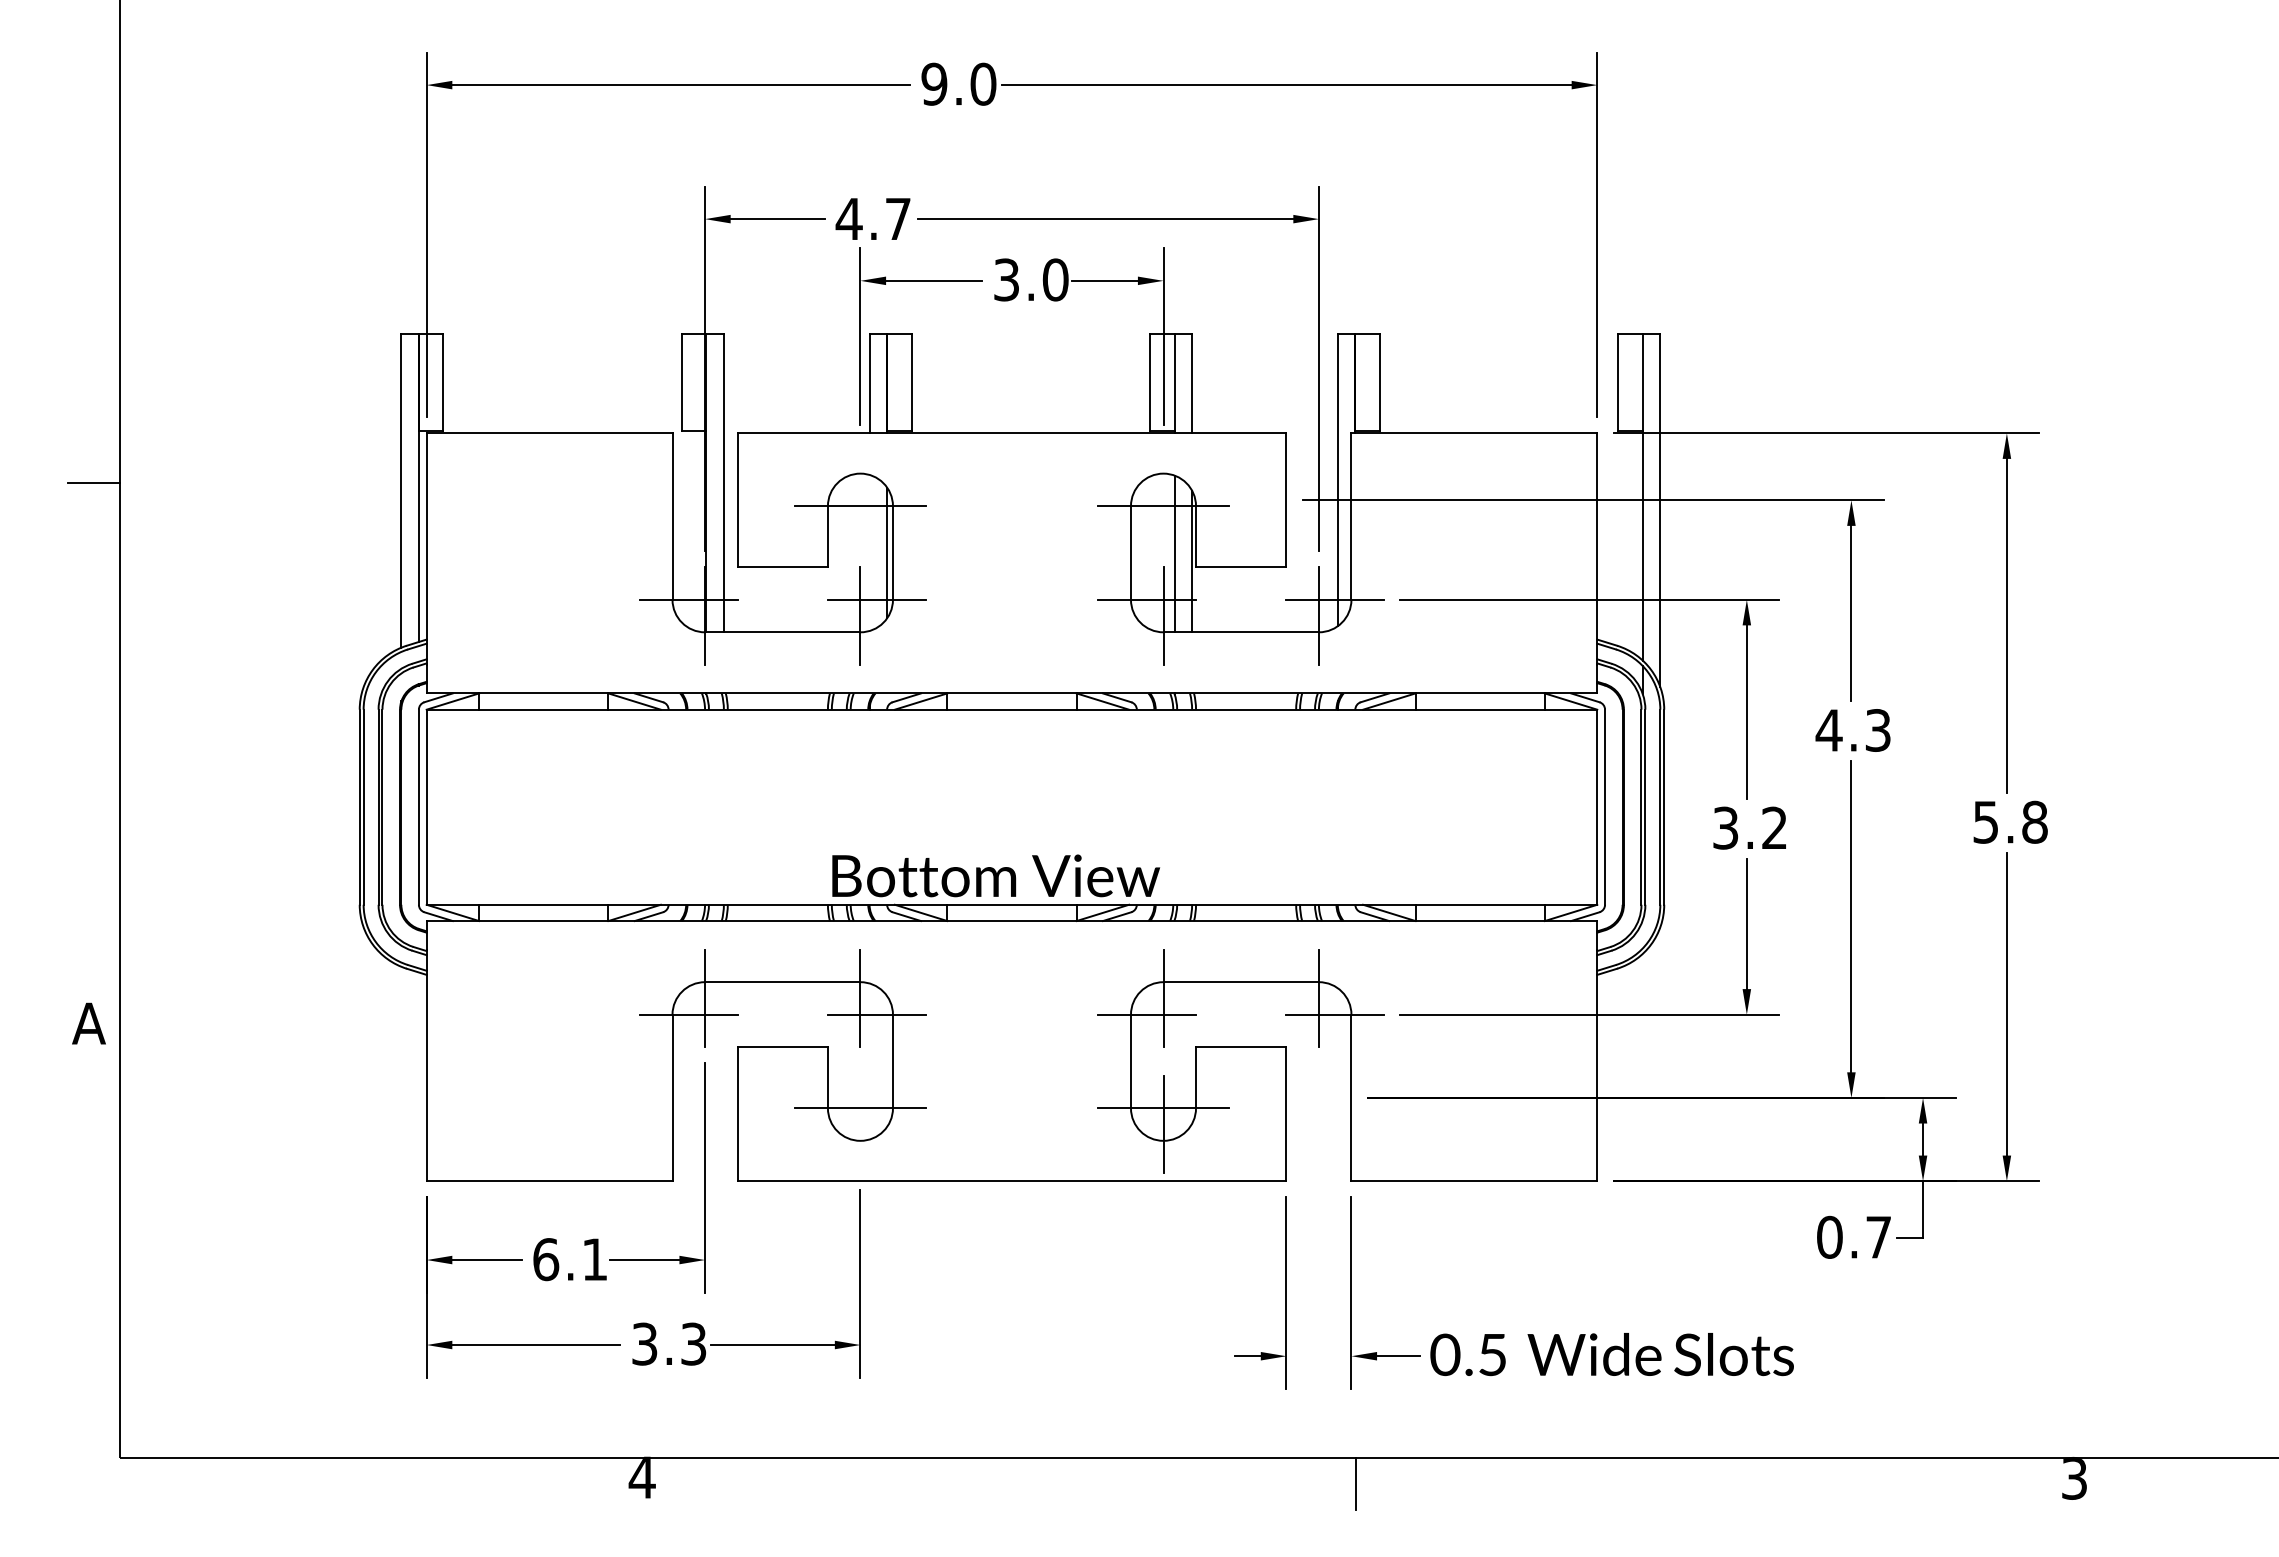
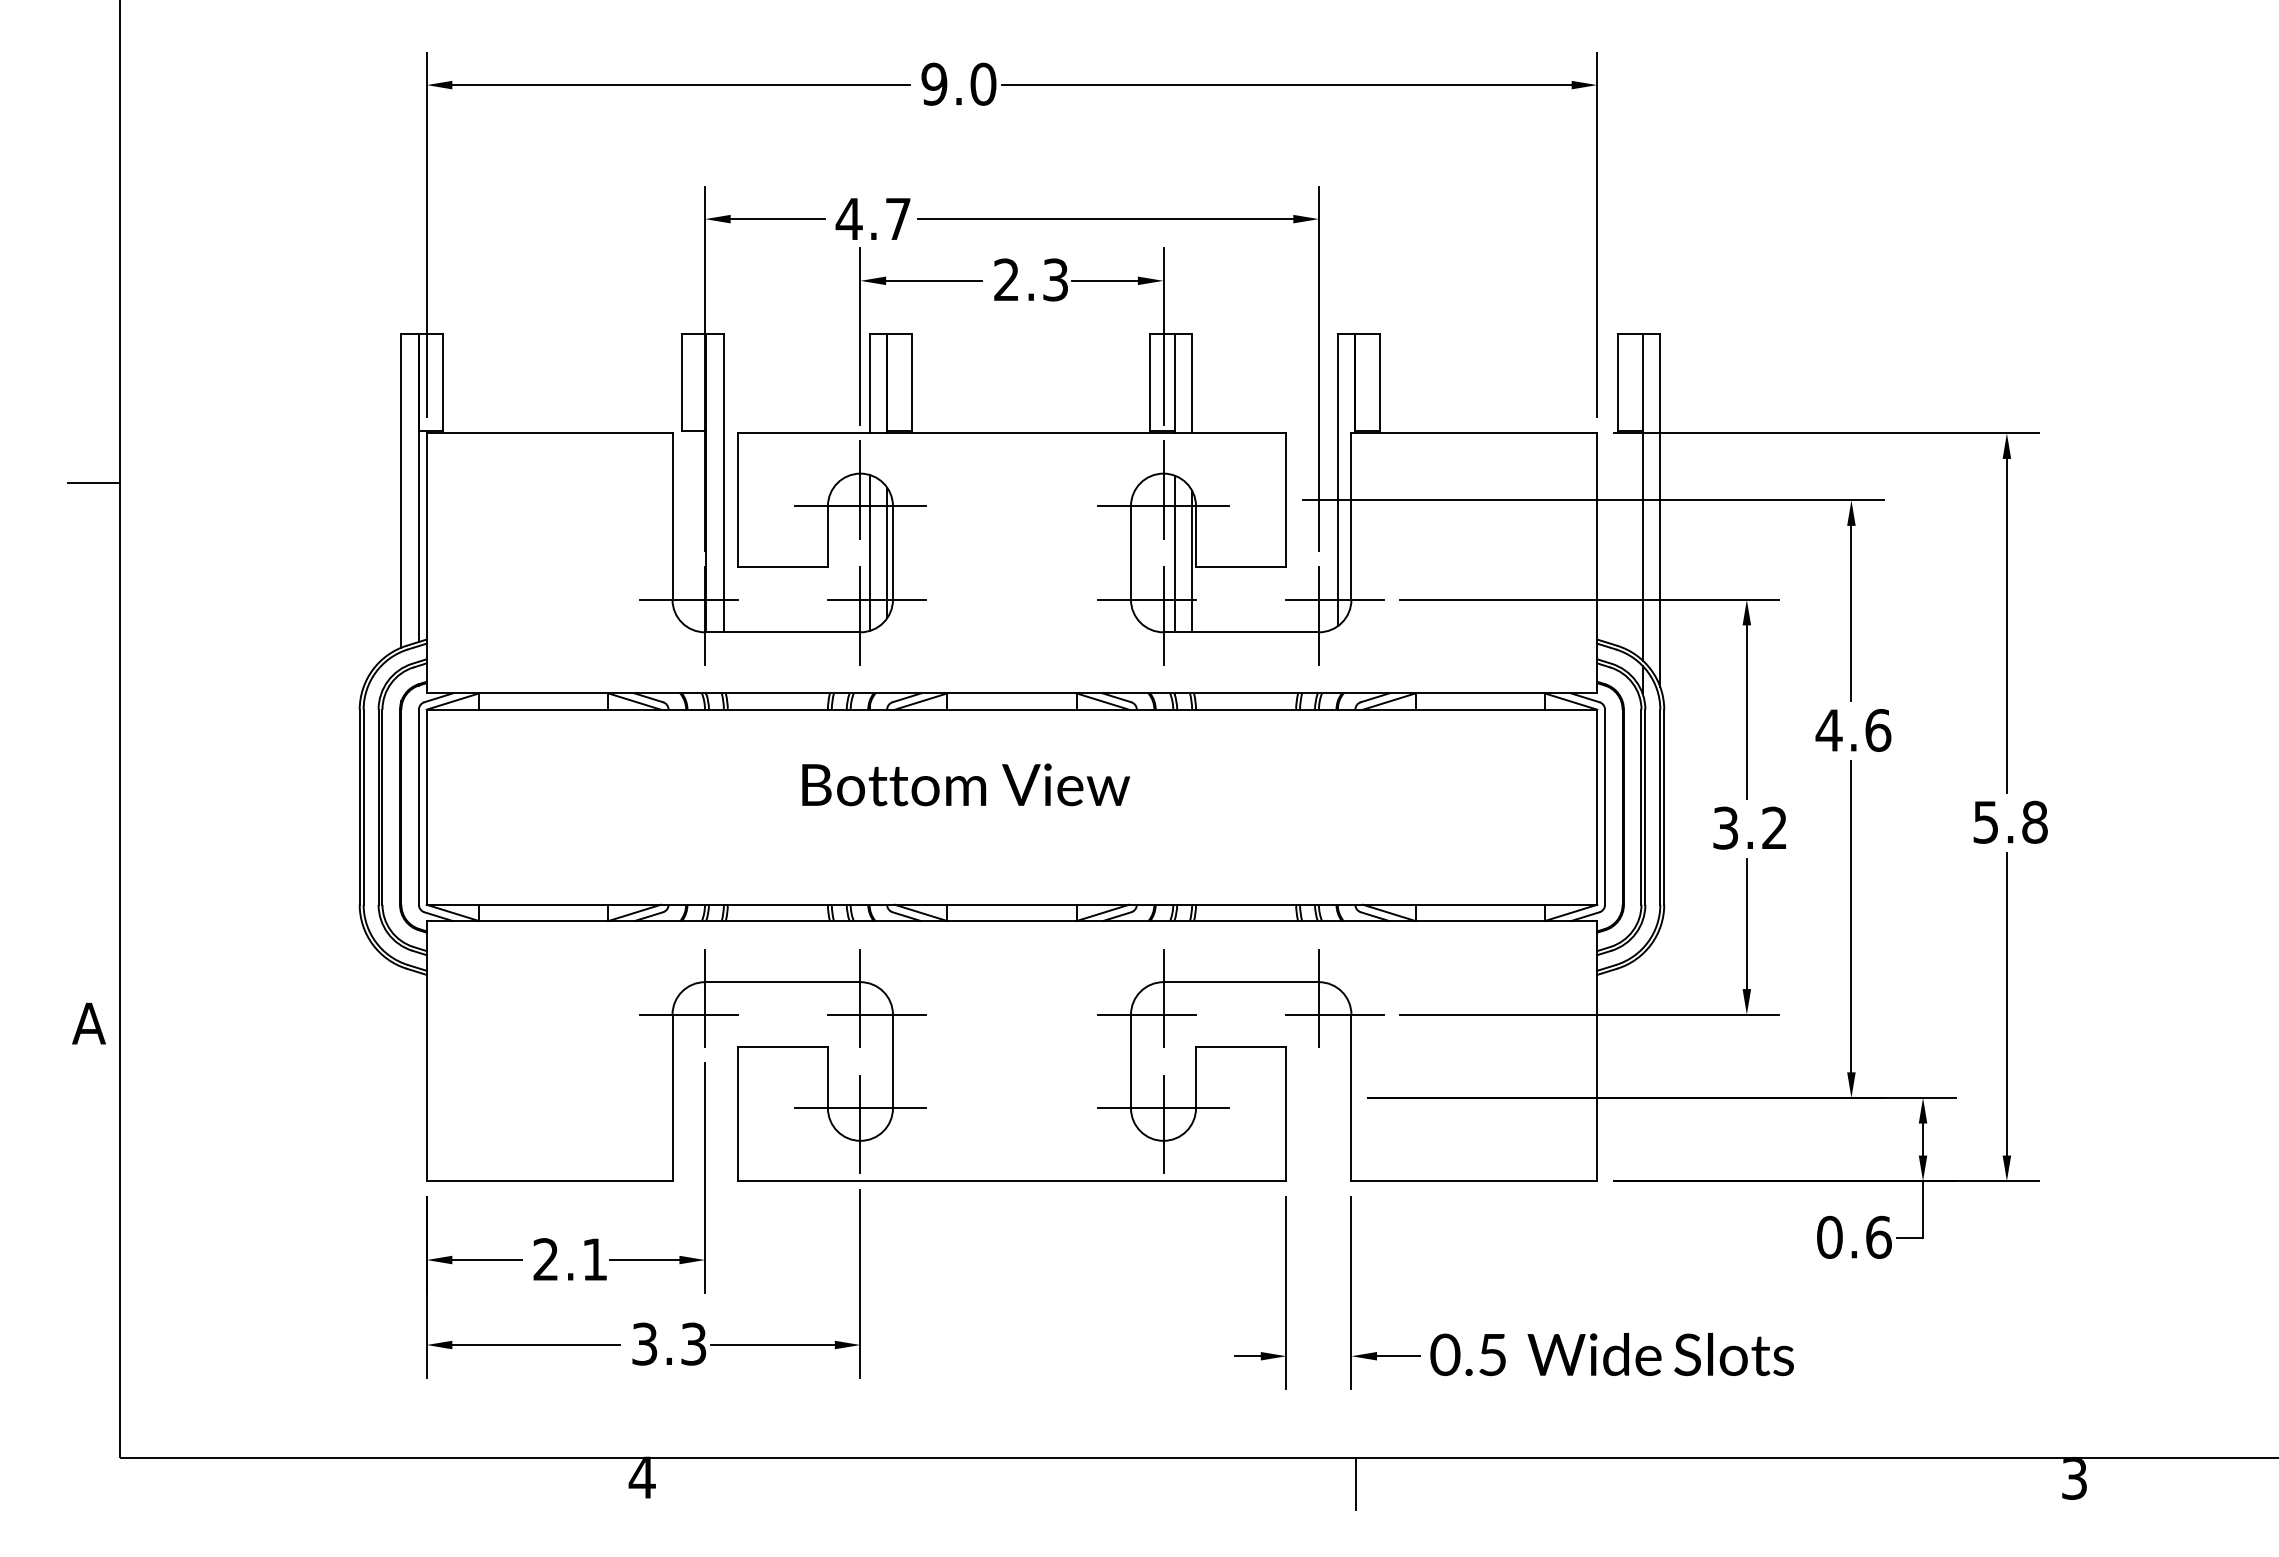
text: 3.0 -> 2.3 (1031, 279)
line: none -> present (860, 489)
line: none -> present (1163, 489)
line: none -> present (869, 552)
text: 4.3 -> 4.6 (1878, 730)
text position: (996, 875) -> (966, 784) (966, 784)
line: none -> present (860, 1124)
text: 0.7 -> 0.6 (1878, 1236)
text: 6.1 -> 2.1 (546, 1259)
